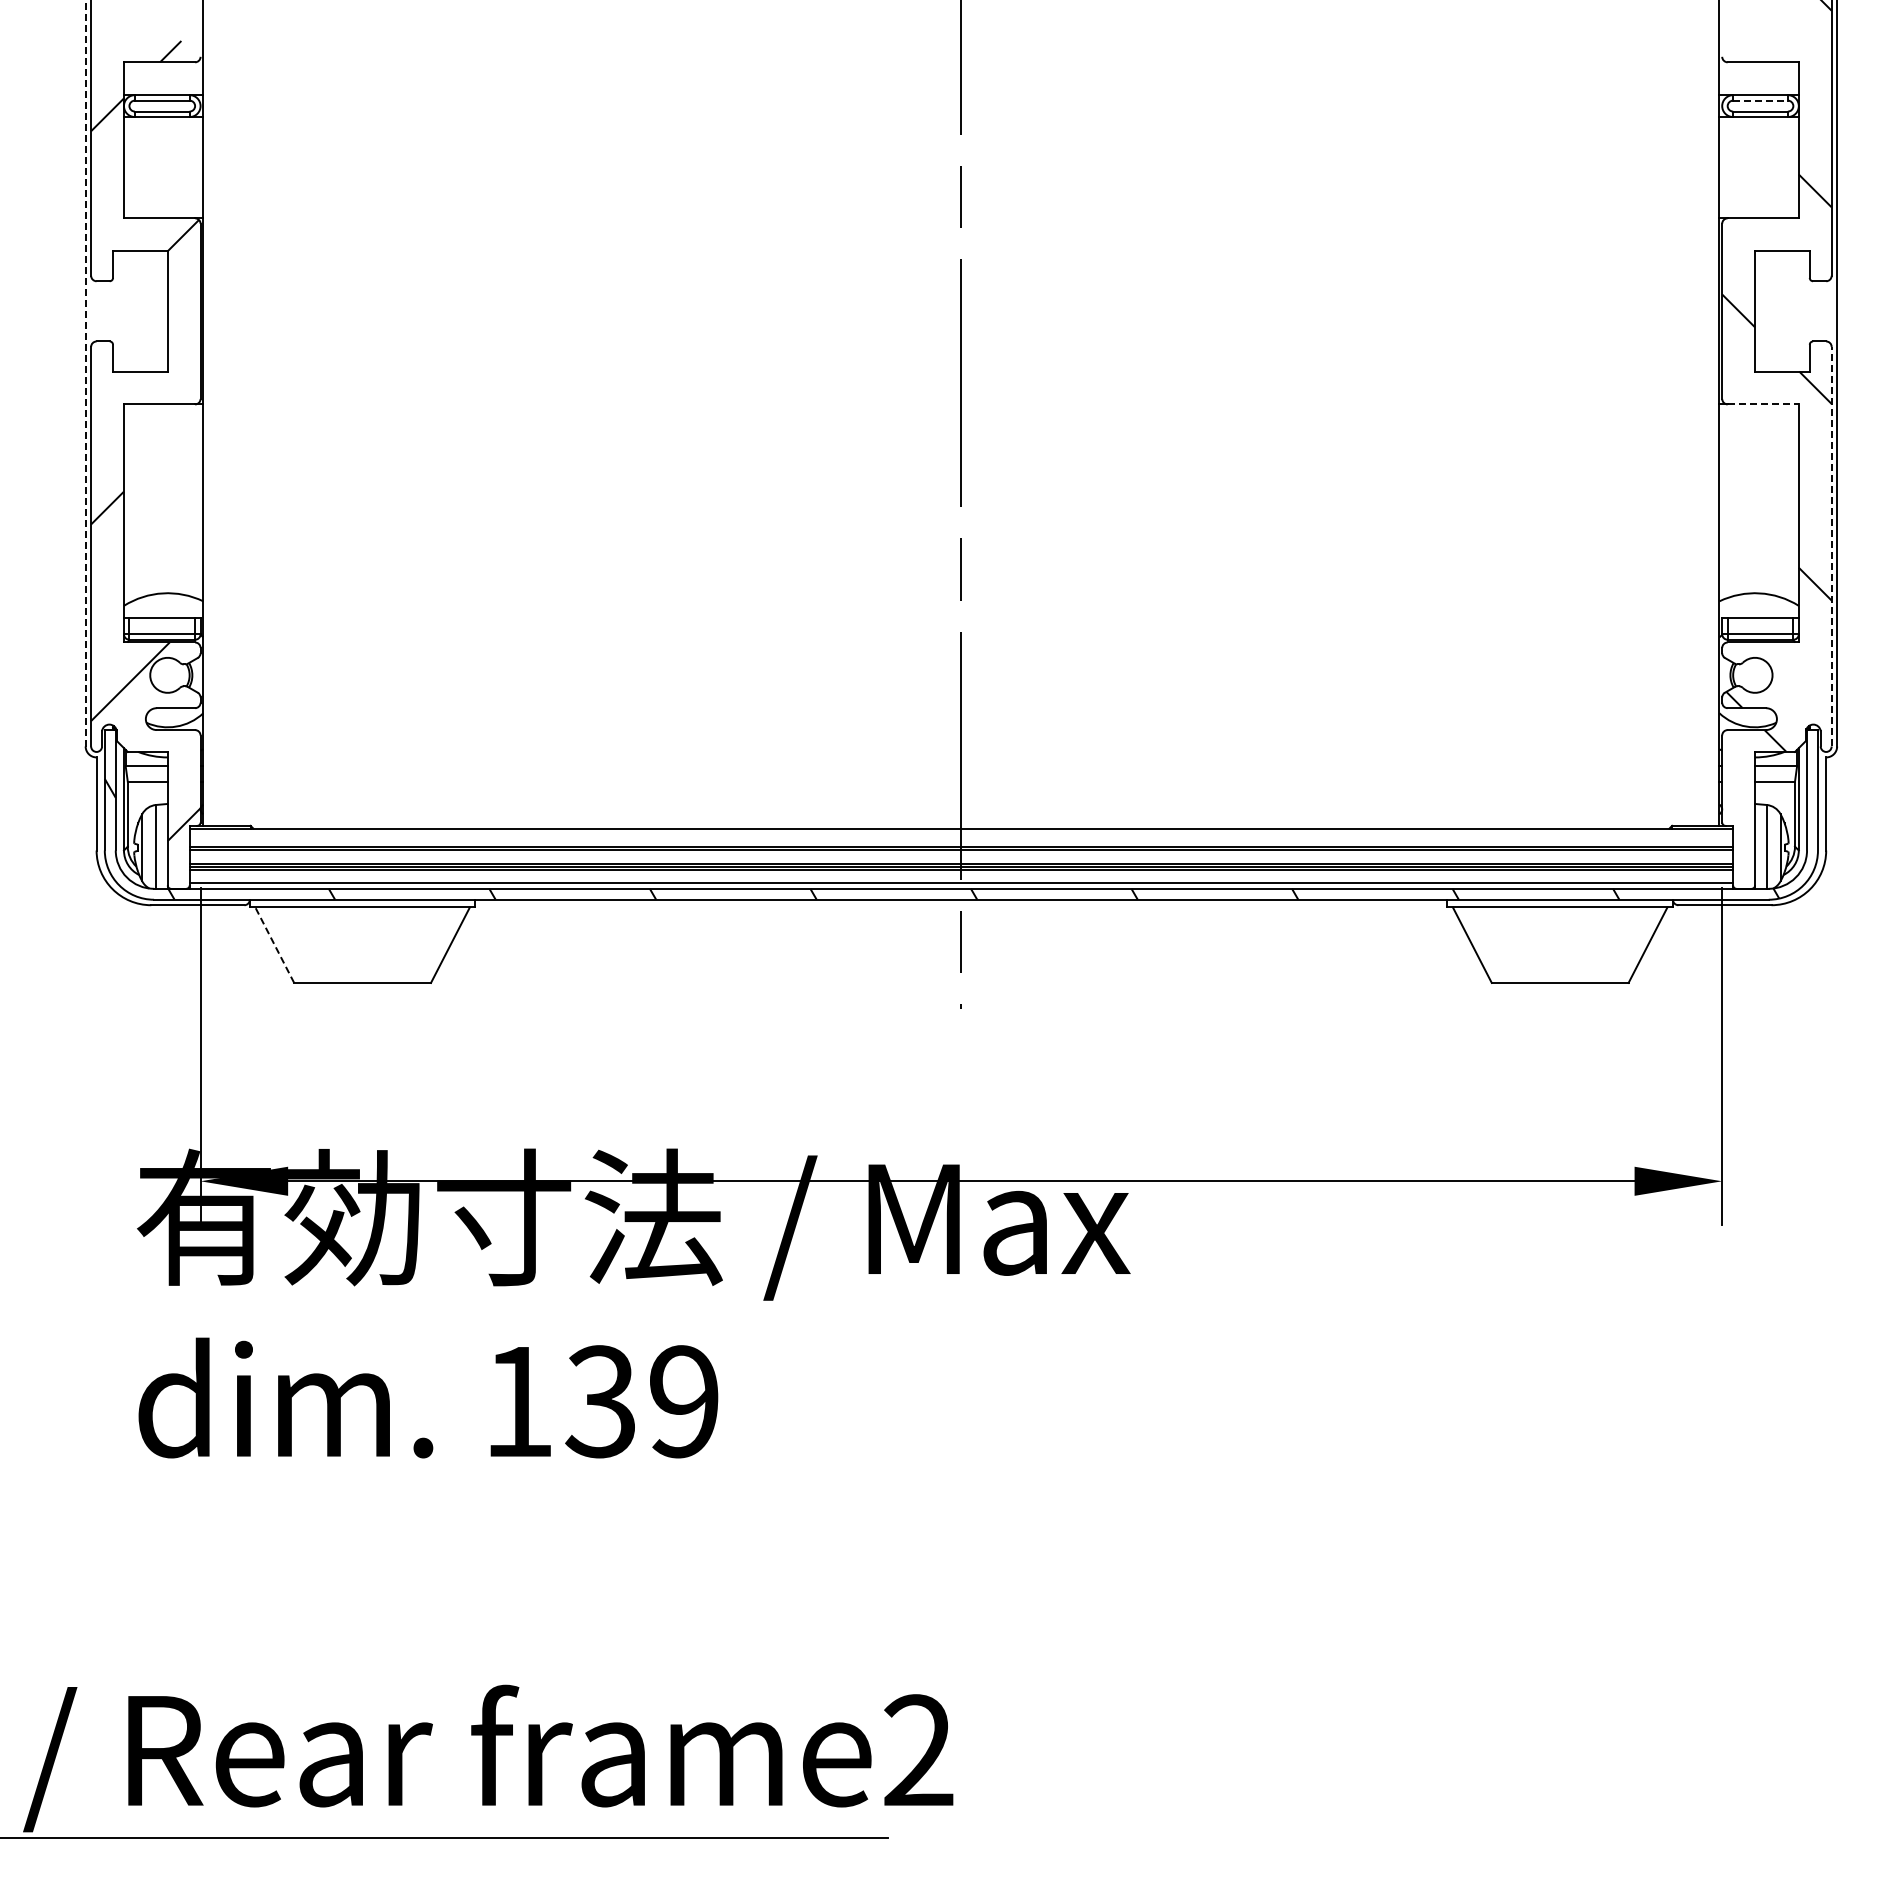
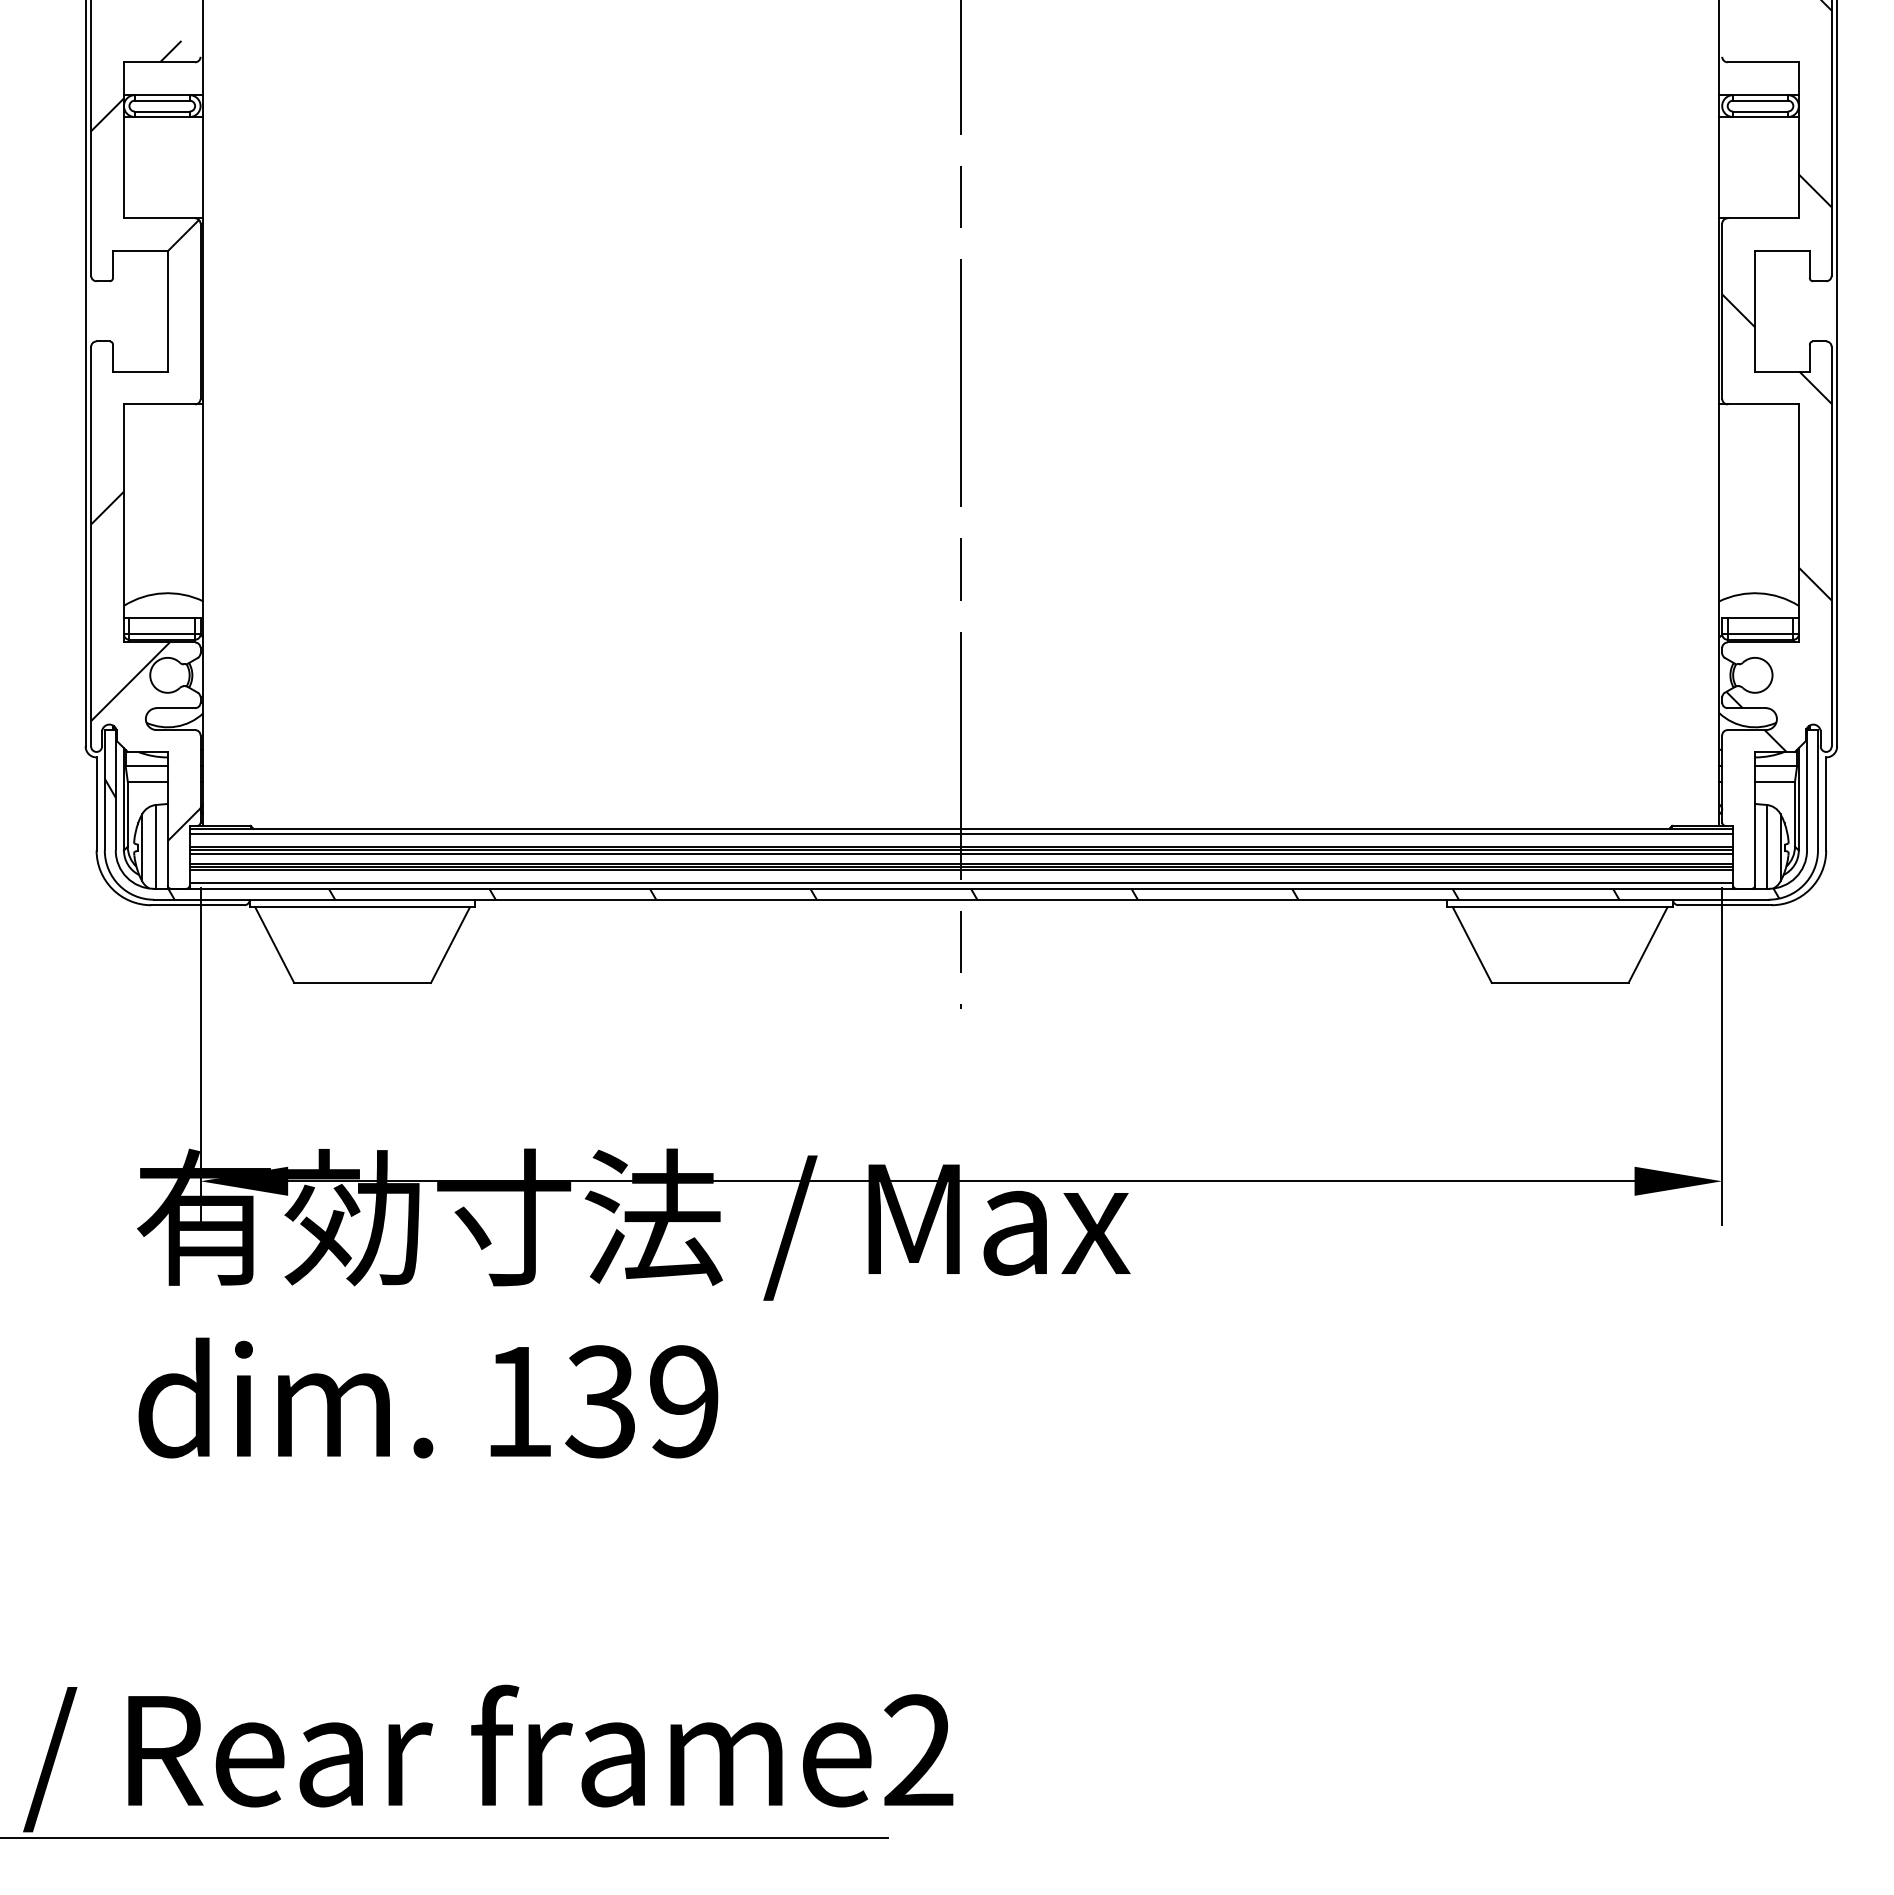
line: dashed -> solid (1761, 100)
line: dashed -> solid (85, 373)
line: dashed -> solid (1763, 404)
line: dashed -> solid (1831, 546)
line: none -> present (961, 834)
line: none -> present (961, 853)
line: dashed -> solid (274, 944)
